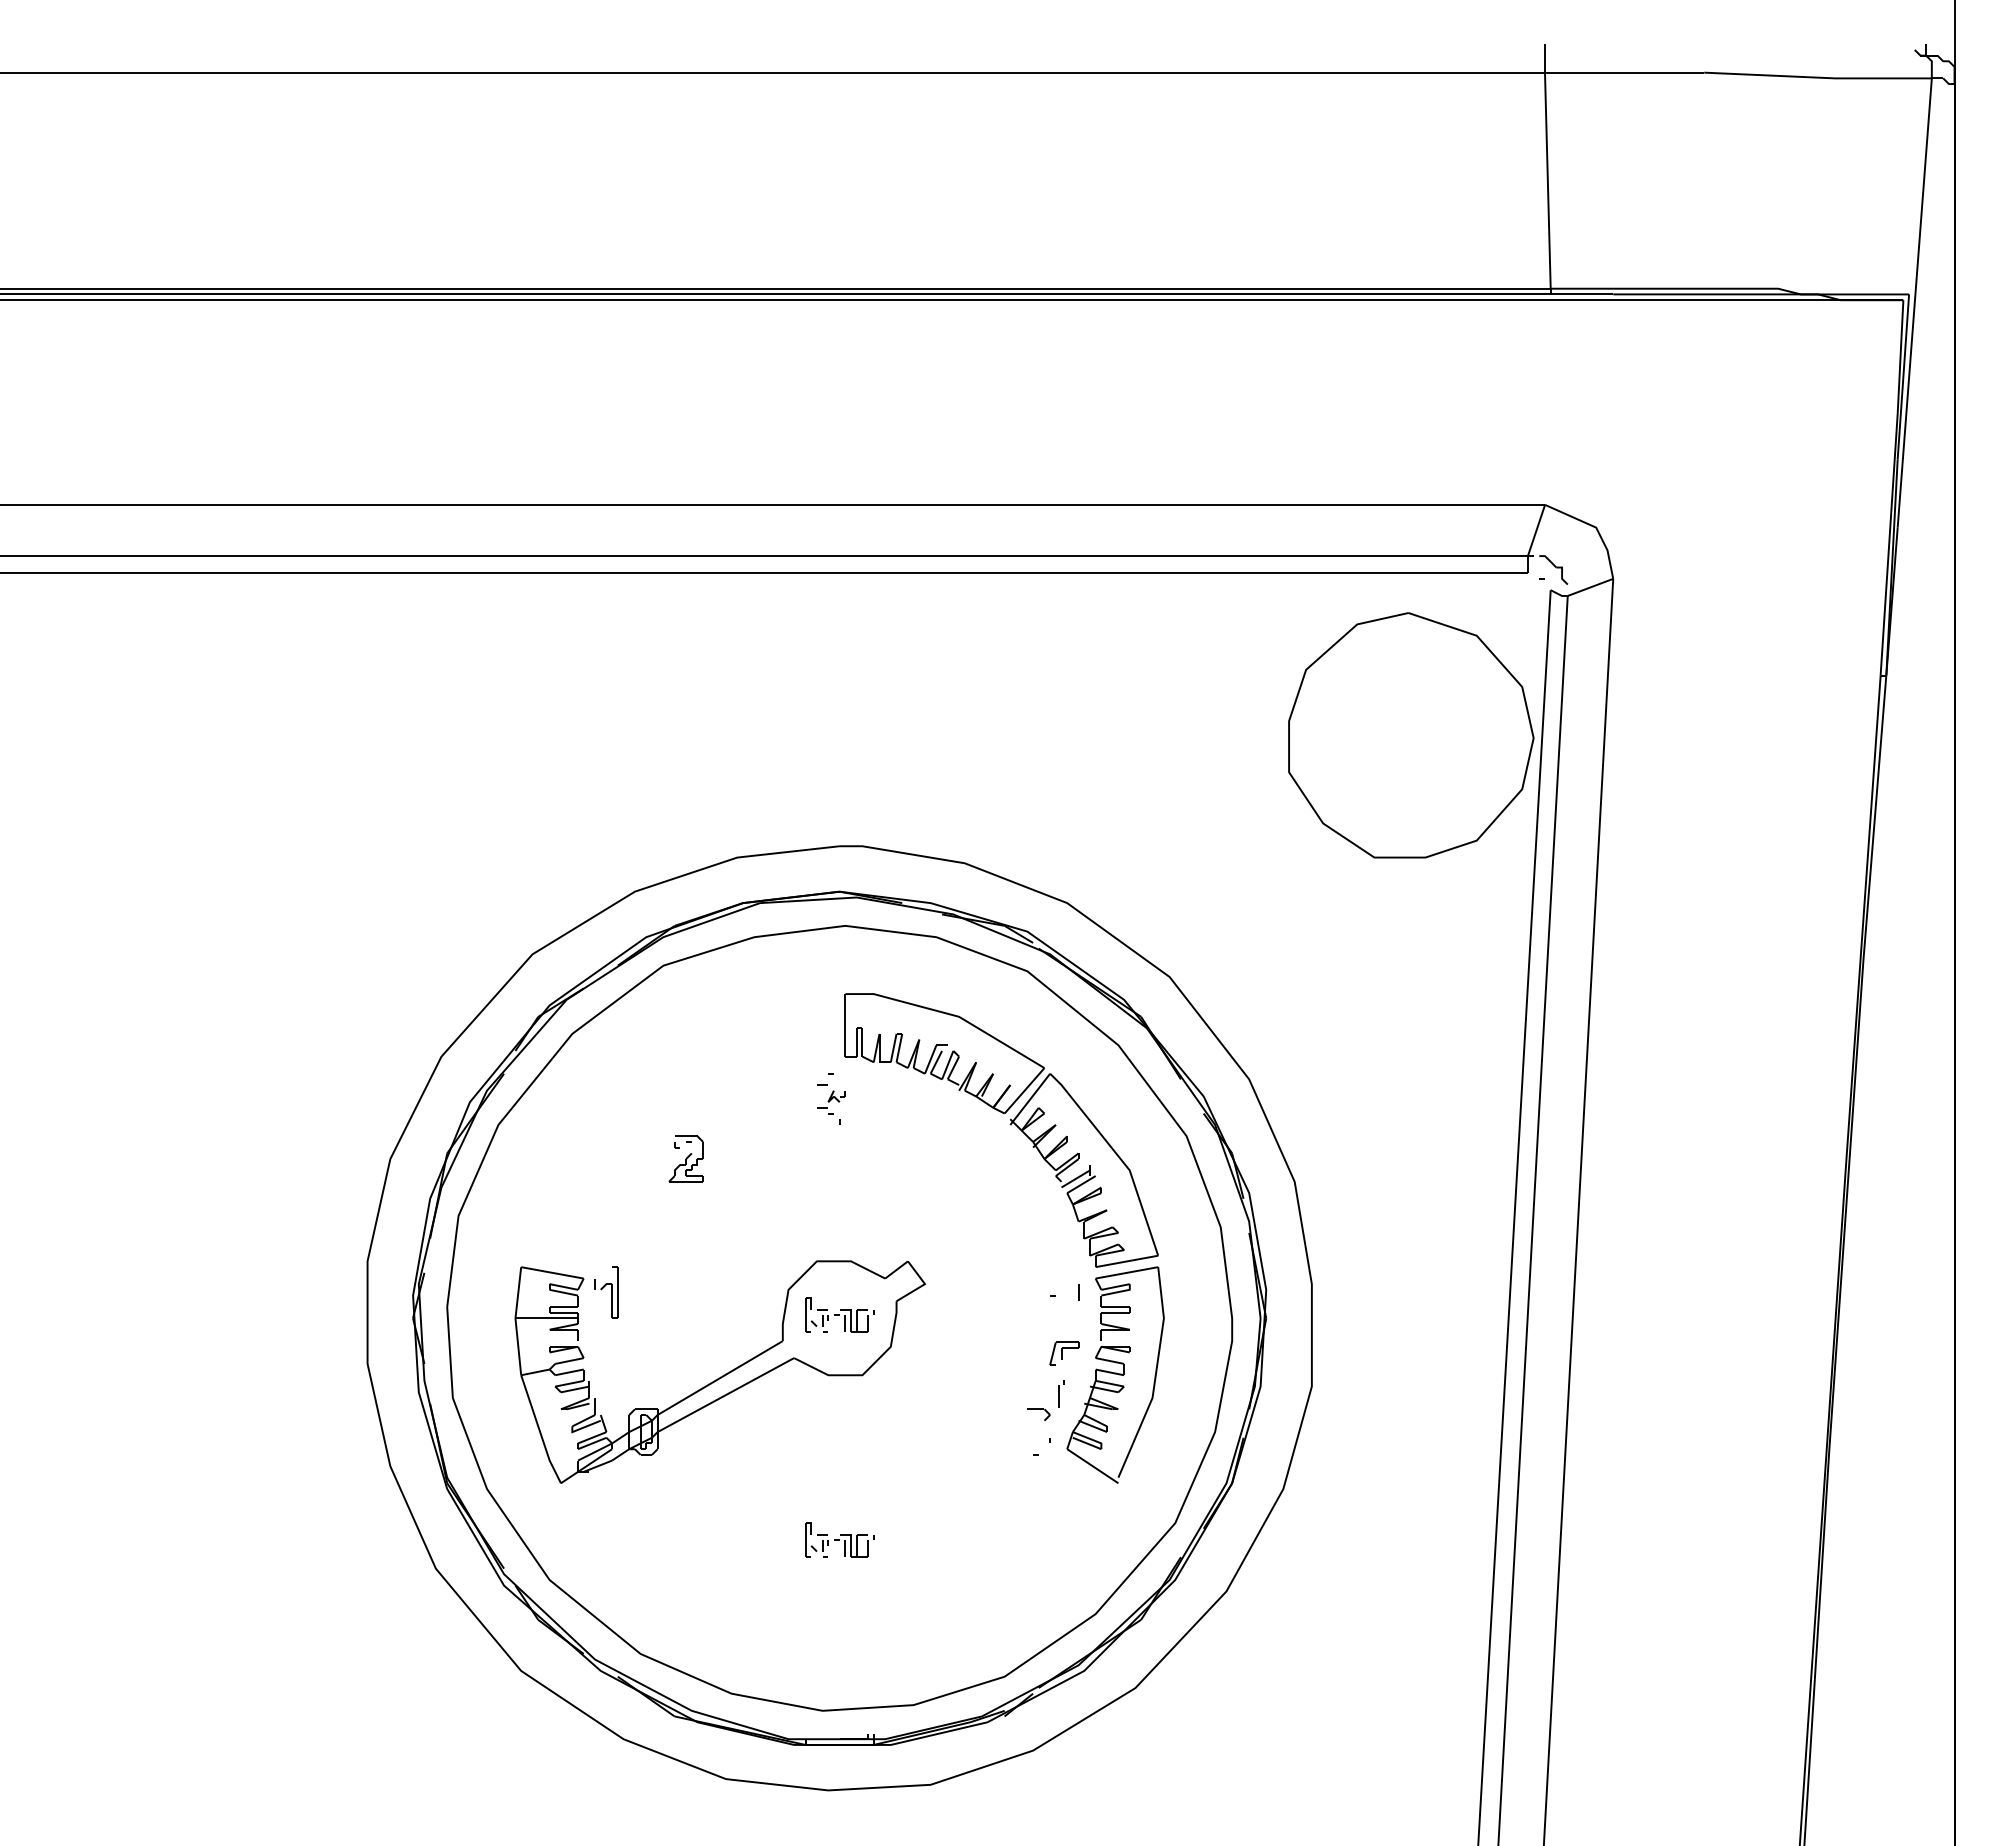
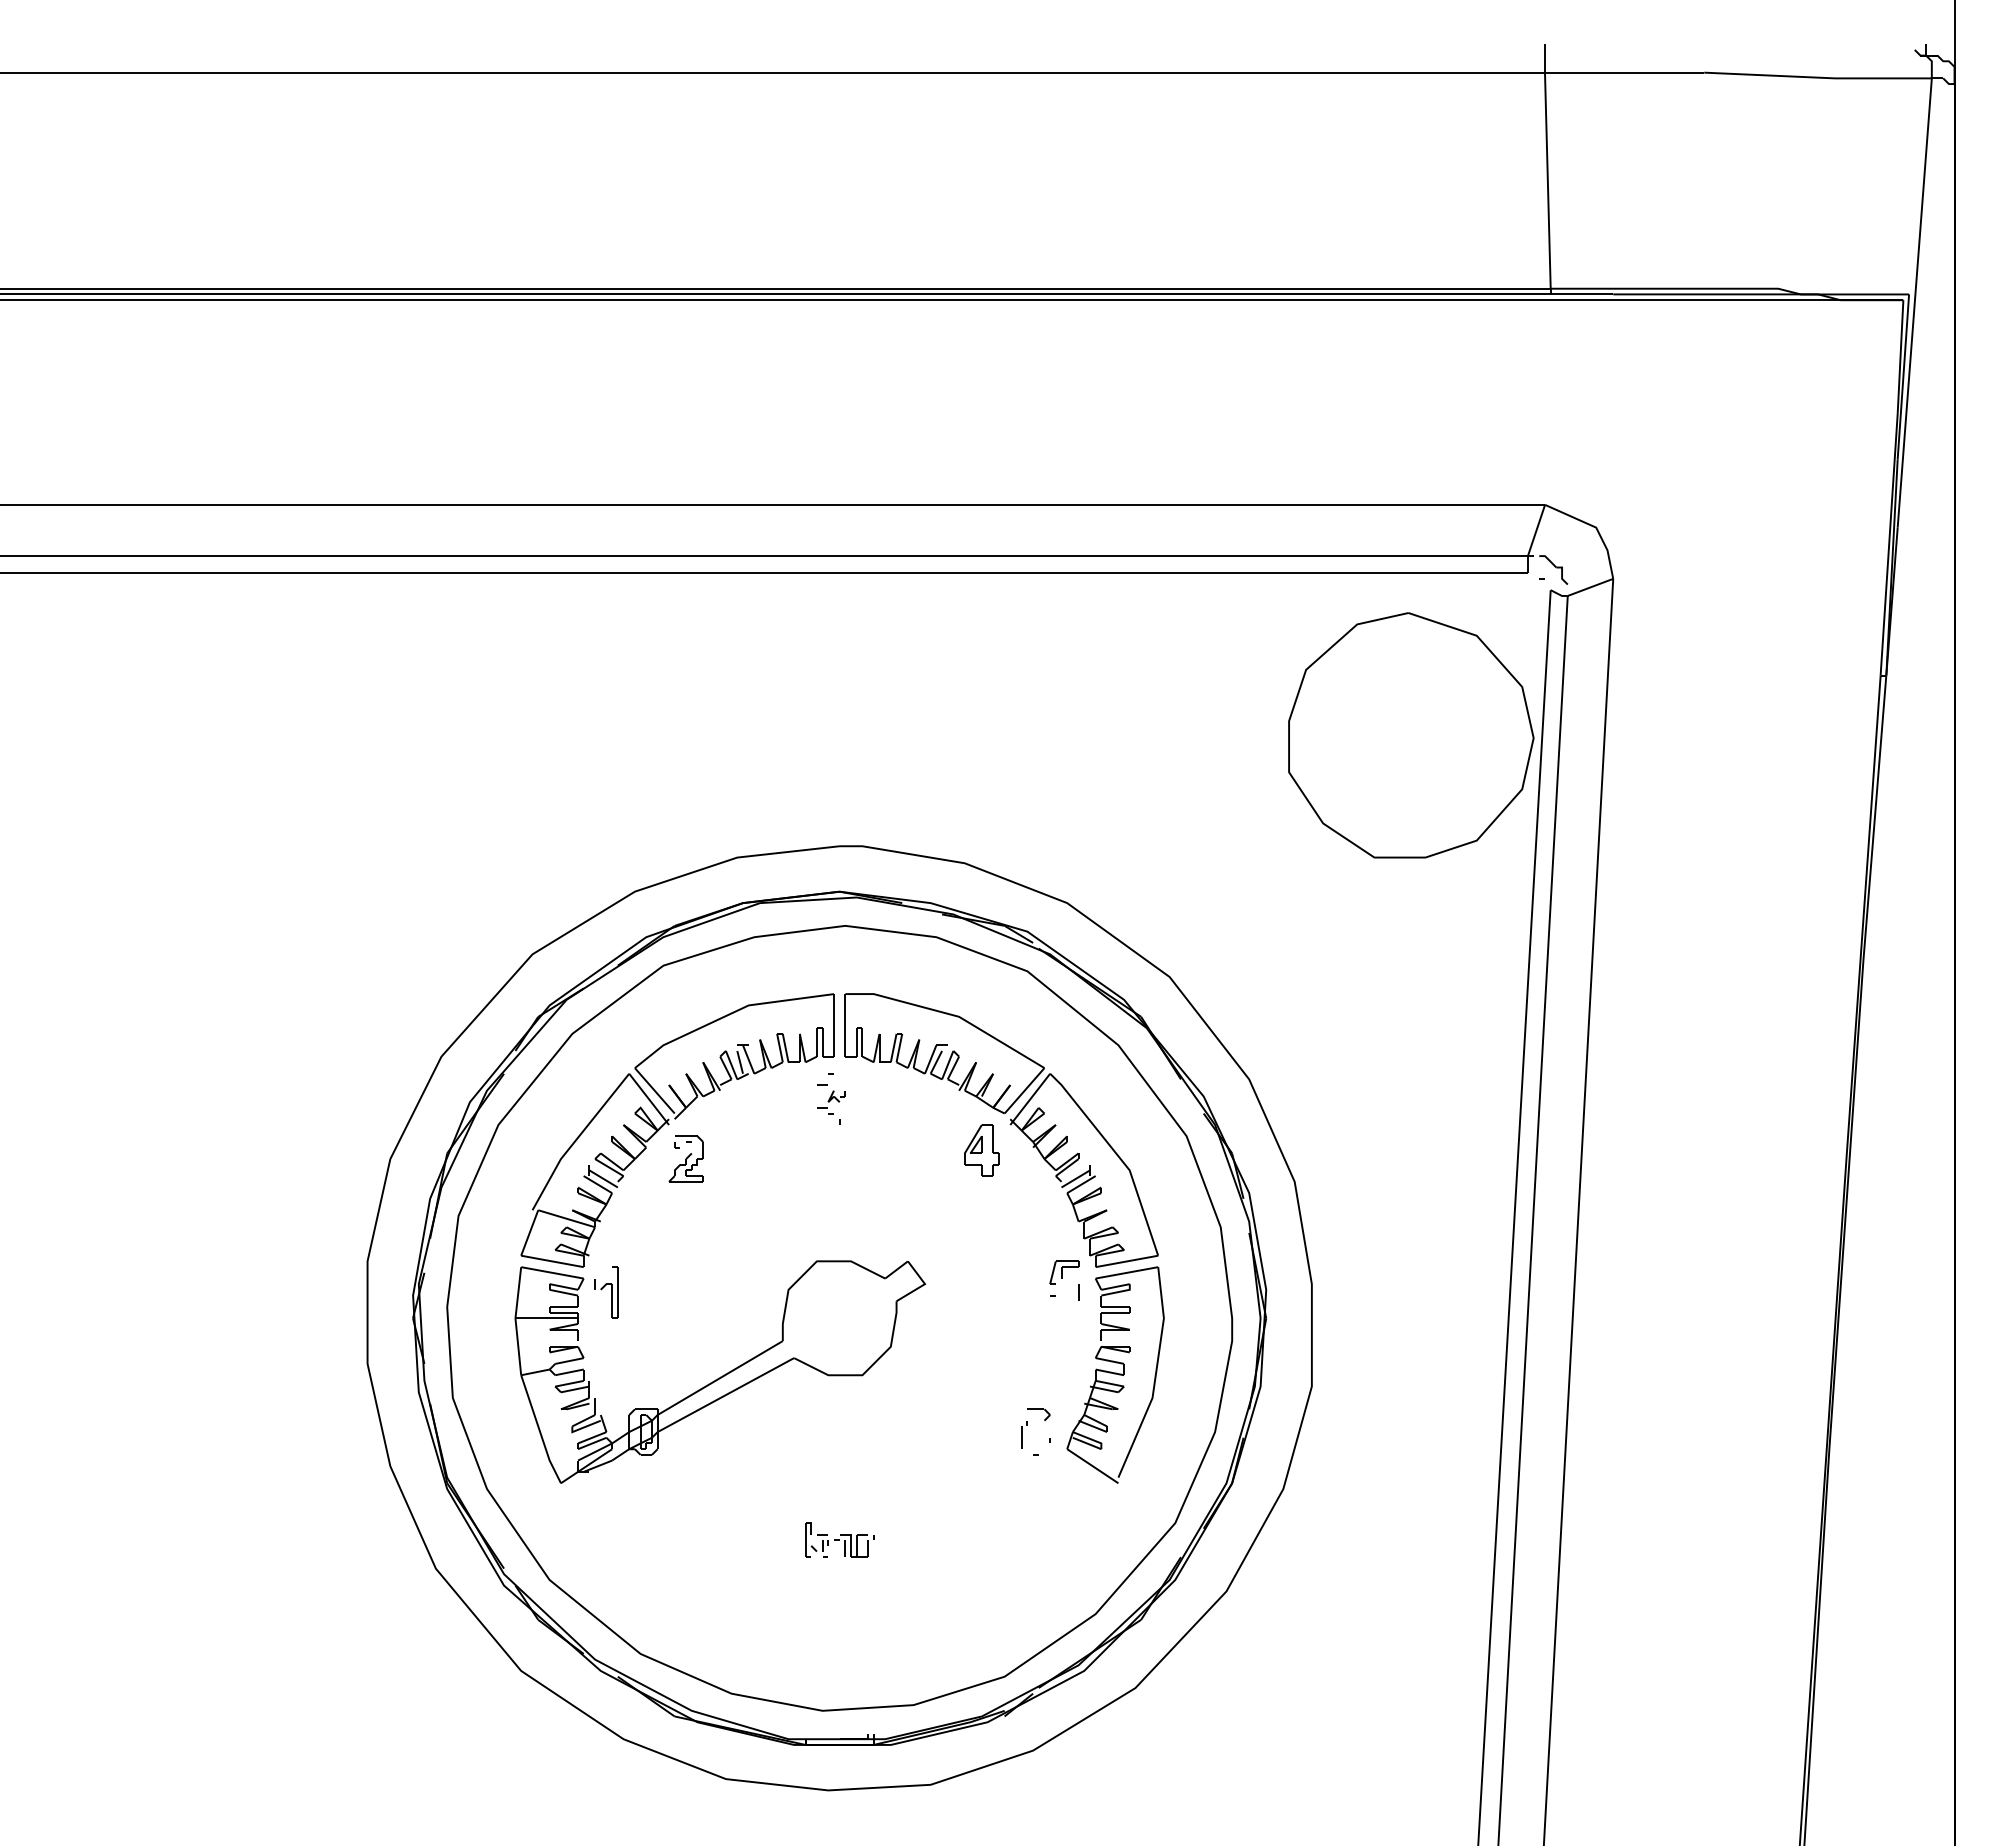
part: none -> present (669, 1124)
part: none -> present (981, 1150)
part: present -> none (839, 1314)
part position: (1064, 1353) -> (1064, 1272) (1064, 1272)
part position: (1061, 1393) -> (1024, 1434) (1024, 1434)
